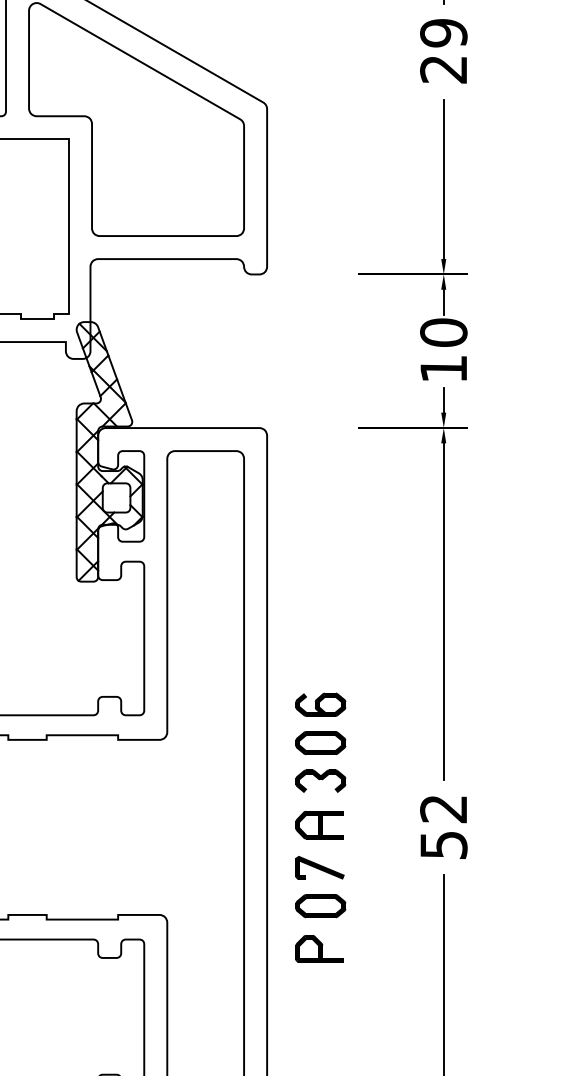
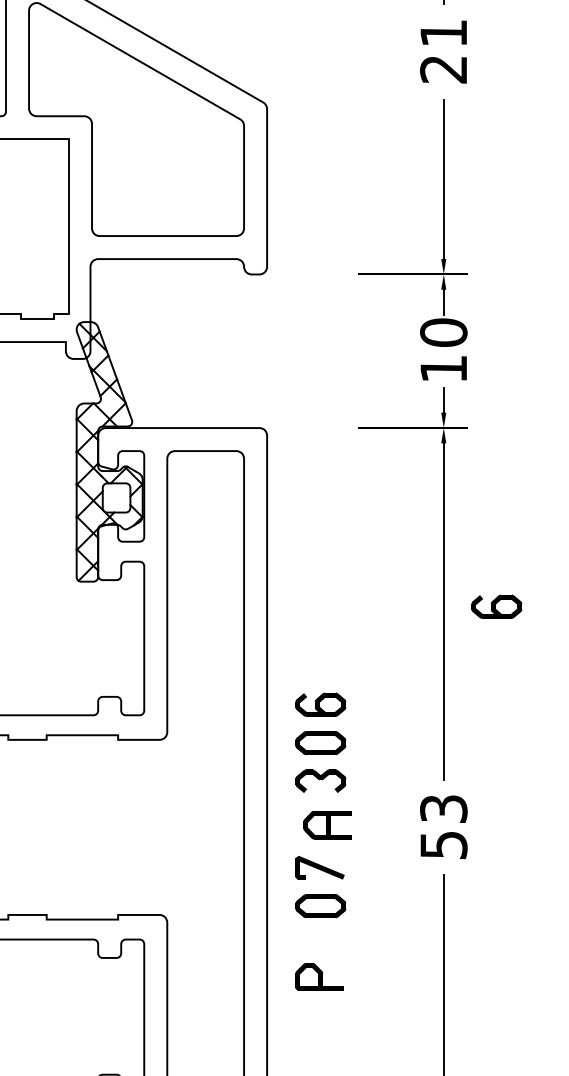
text: 29 -> 21 (443, 33)
part: none -> present (496, 606)
text: 52 -> 53 (443, 809)
part position: (319, 824) -> (327, 824) (327, 824)
part position: (319, 948) -> (319, 976) (319, 976)
